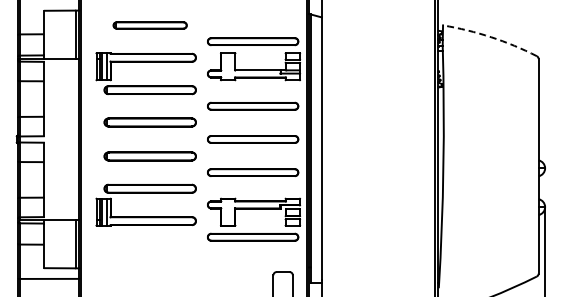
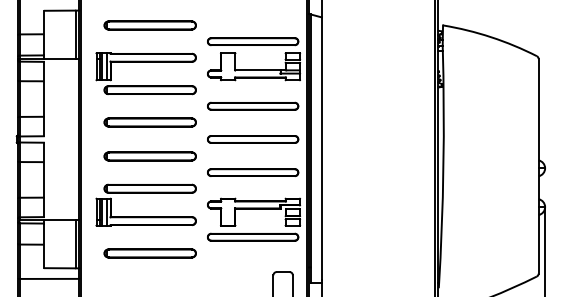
part size: 76x9 px -> 94x11 px (149, 25)
arc: dashed -> solid (491, 37)
part: none -> present (149, 253)
